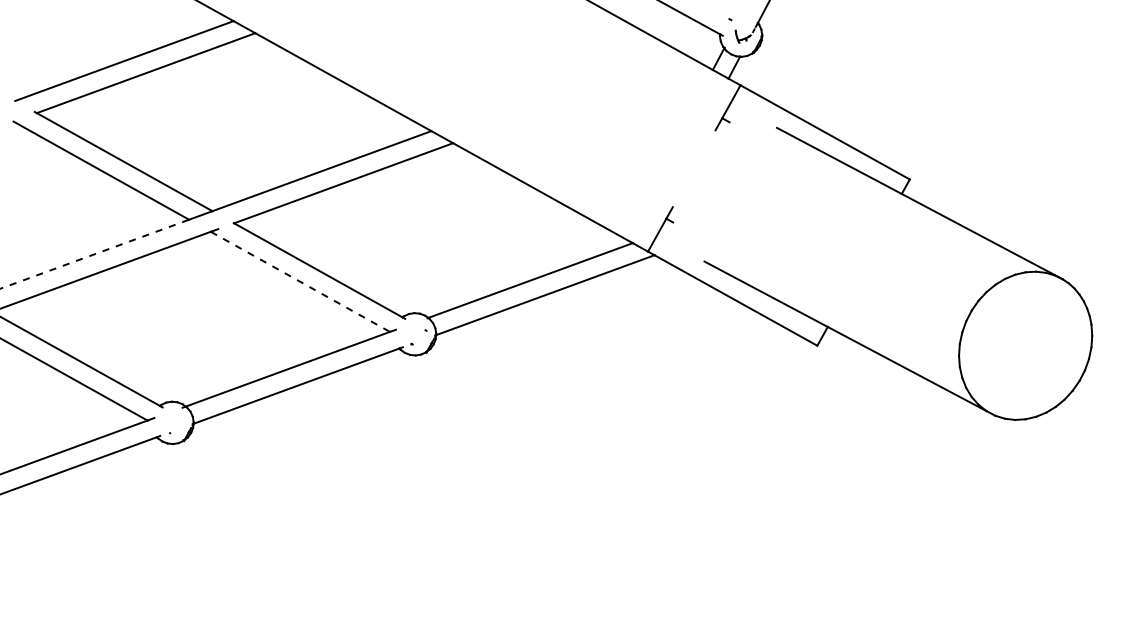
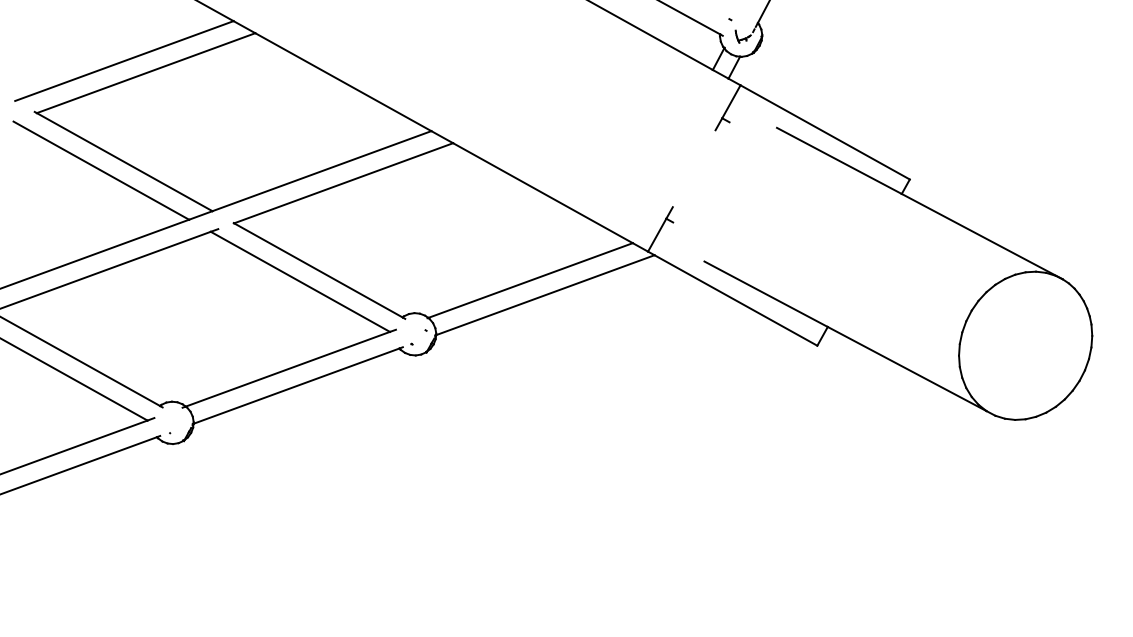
line: dashed -> solid (95, 253)
line: dashed -> solid (300, 281)
